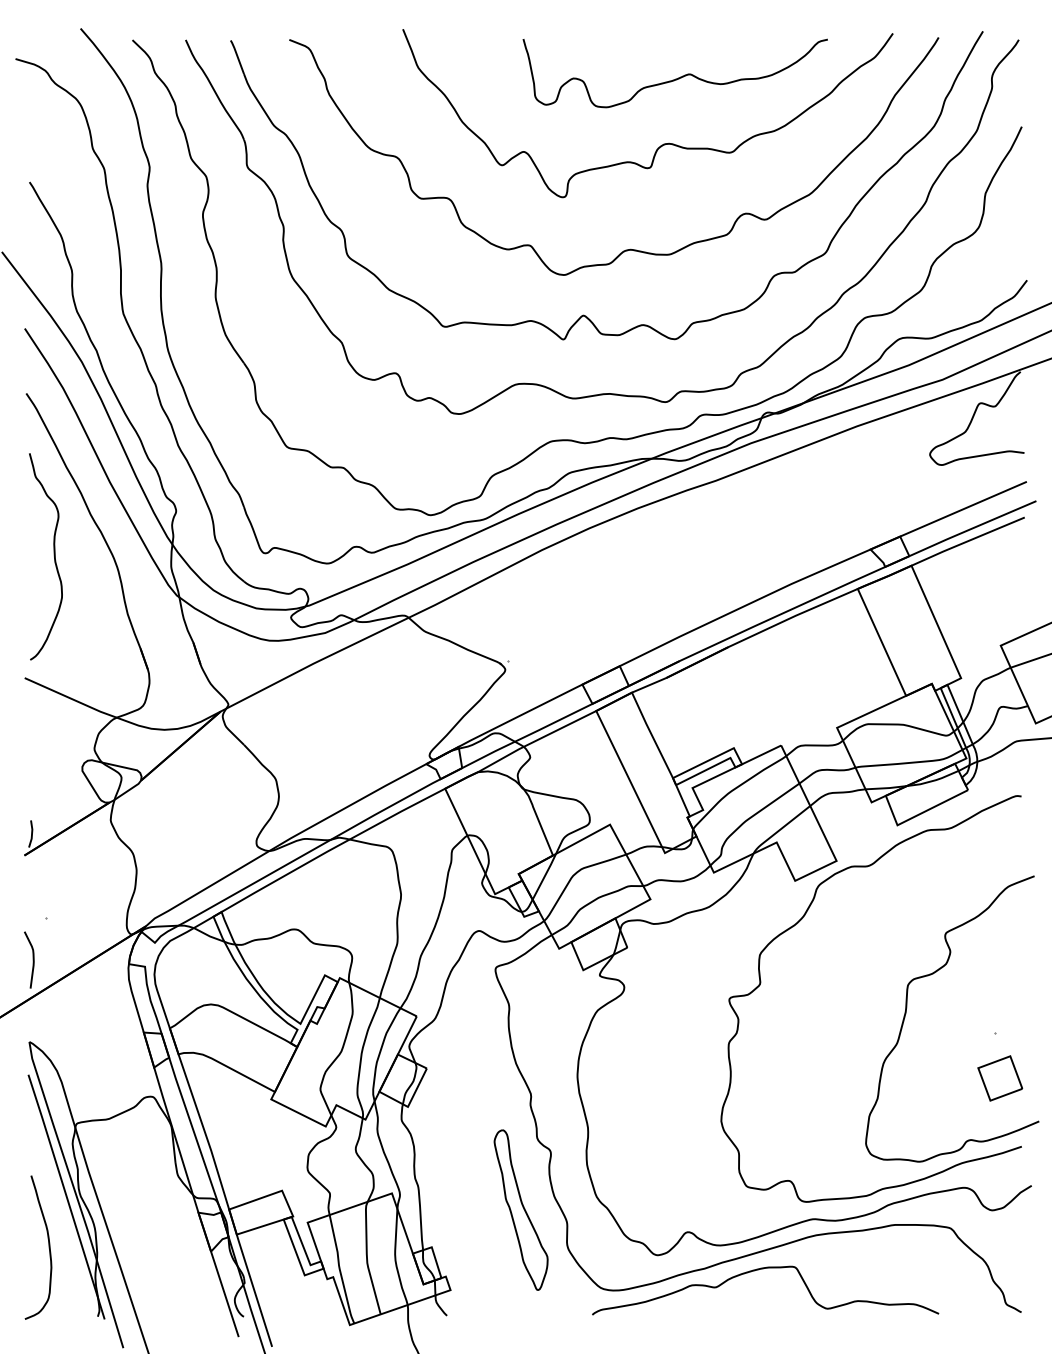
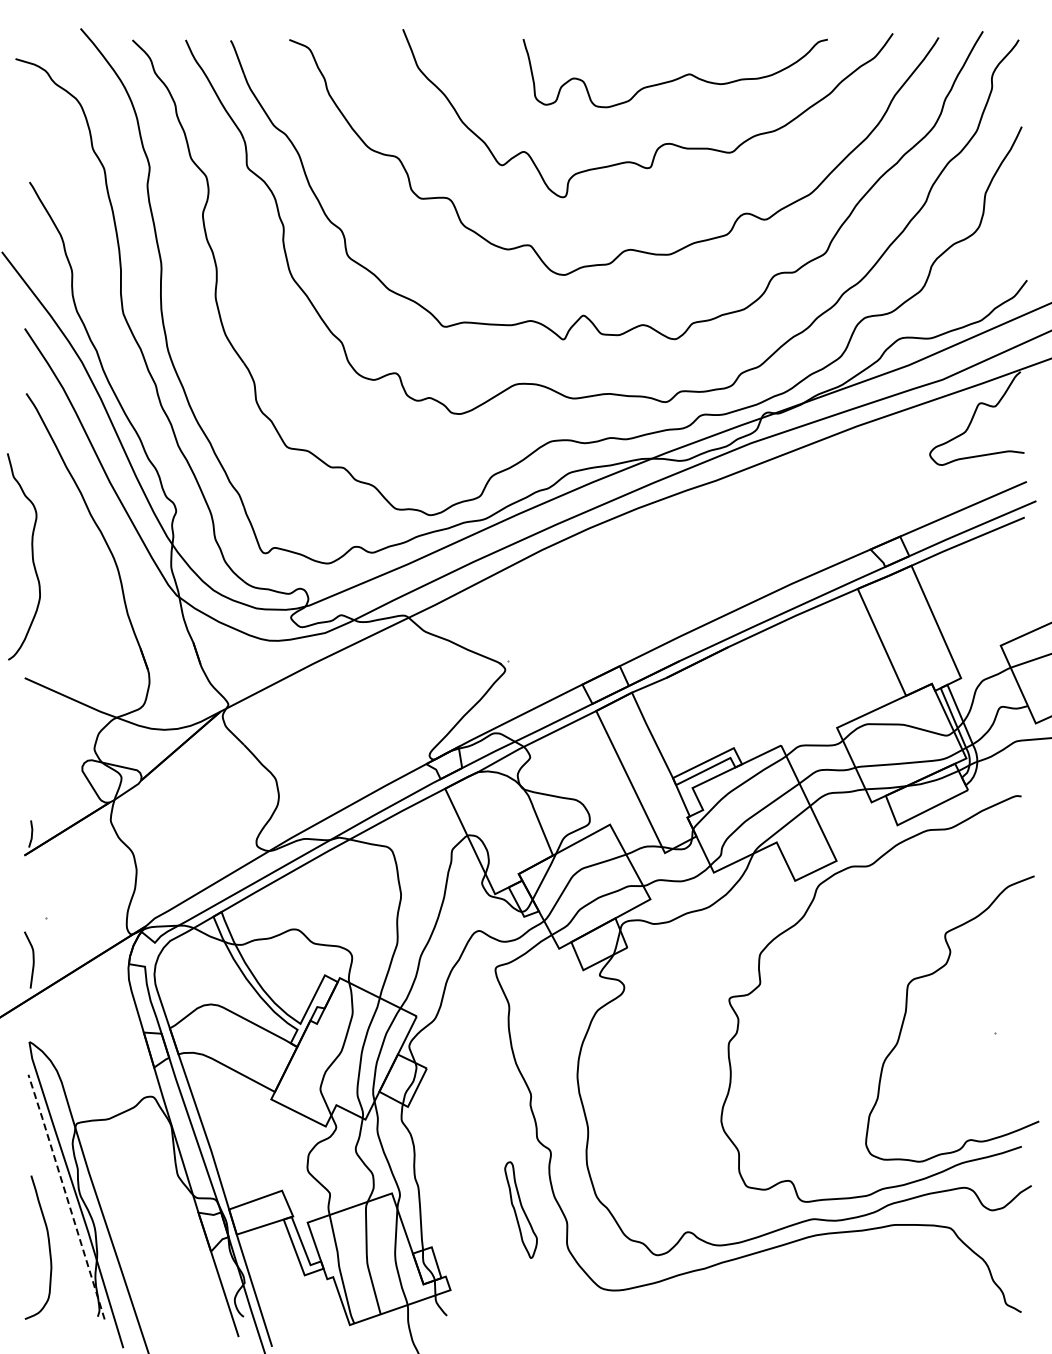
curve position: (53, 555) -> (31, 555) (31, 555)
part: present -> none (1000, 1078)
line: solid -> dashed (66, 1196)
part size: 56x162 px -> 34x98 px (520, 1209)
curve: present -> none (763, 1269)
